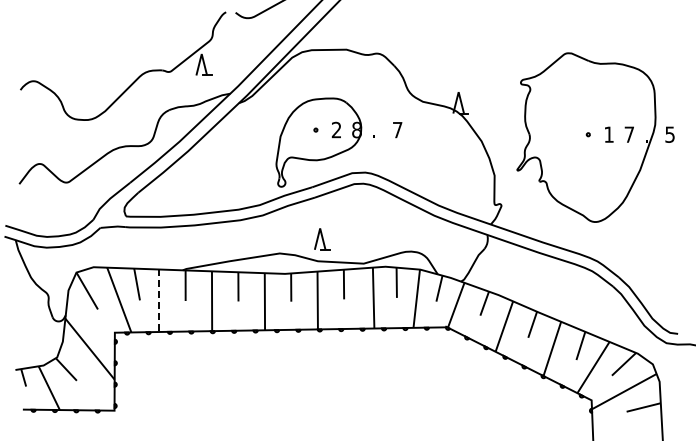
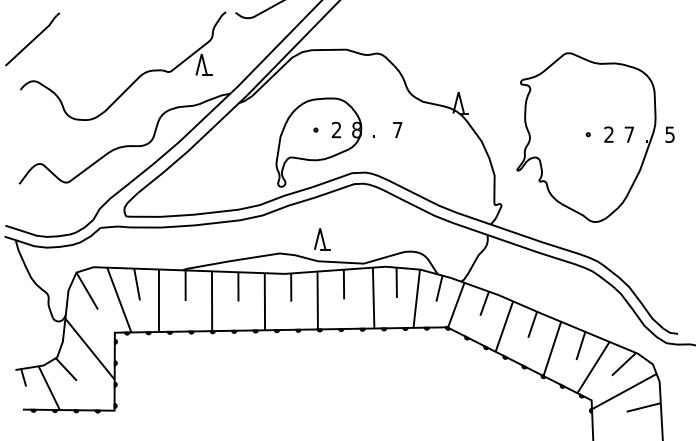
part: none -> present (32, 39)
text: 1 -> 2 (608, 134)
line: dashed -> solid (159, 301)
